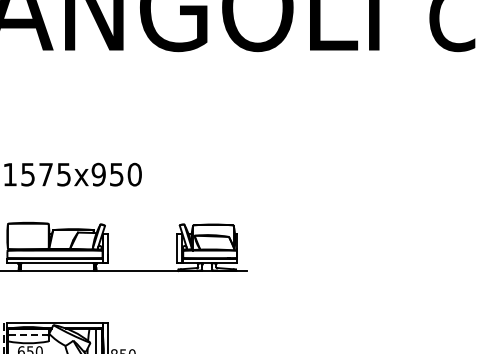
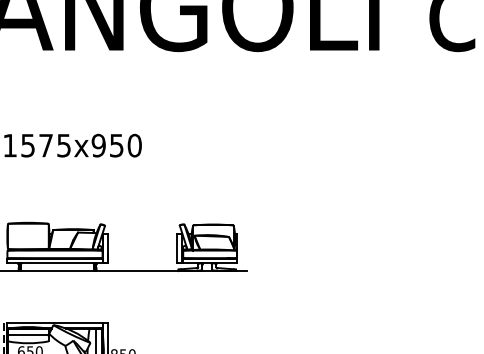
text position: (72, 174) -> (72, 145) (72, 145)
line: dashed -> solid (28, 335)
